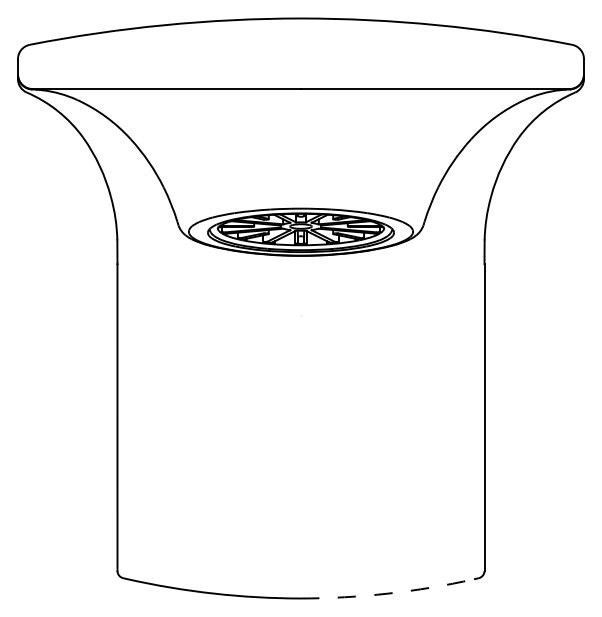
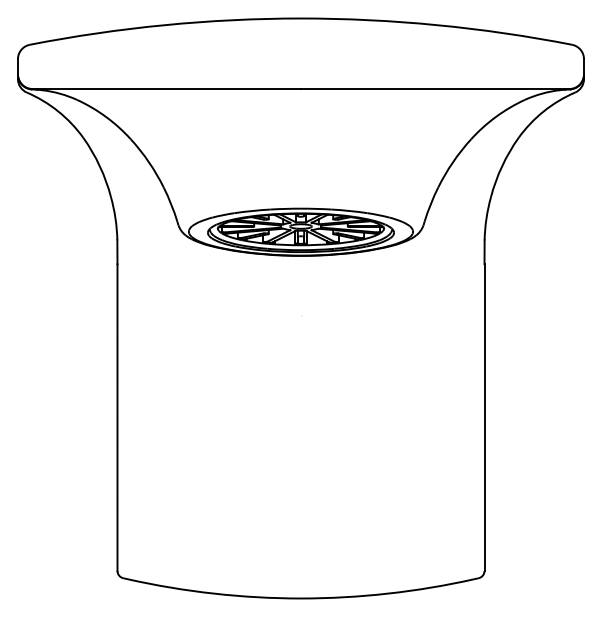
arc: dashed -> solid (388, 593)
